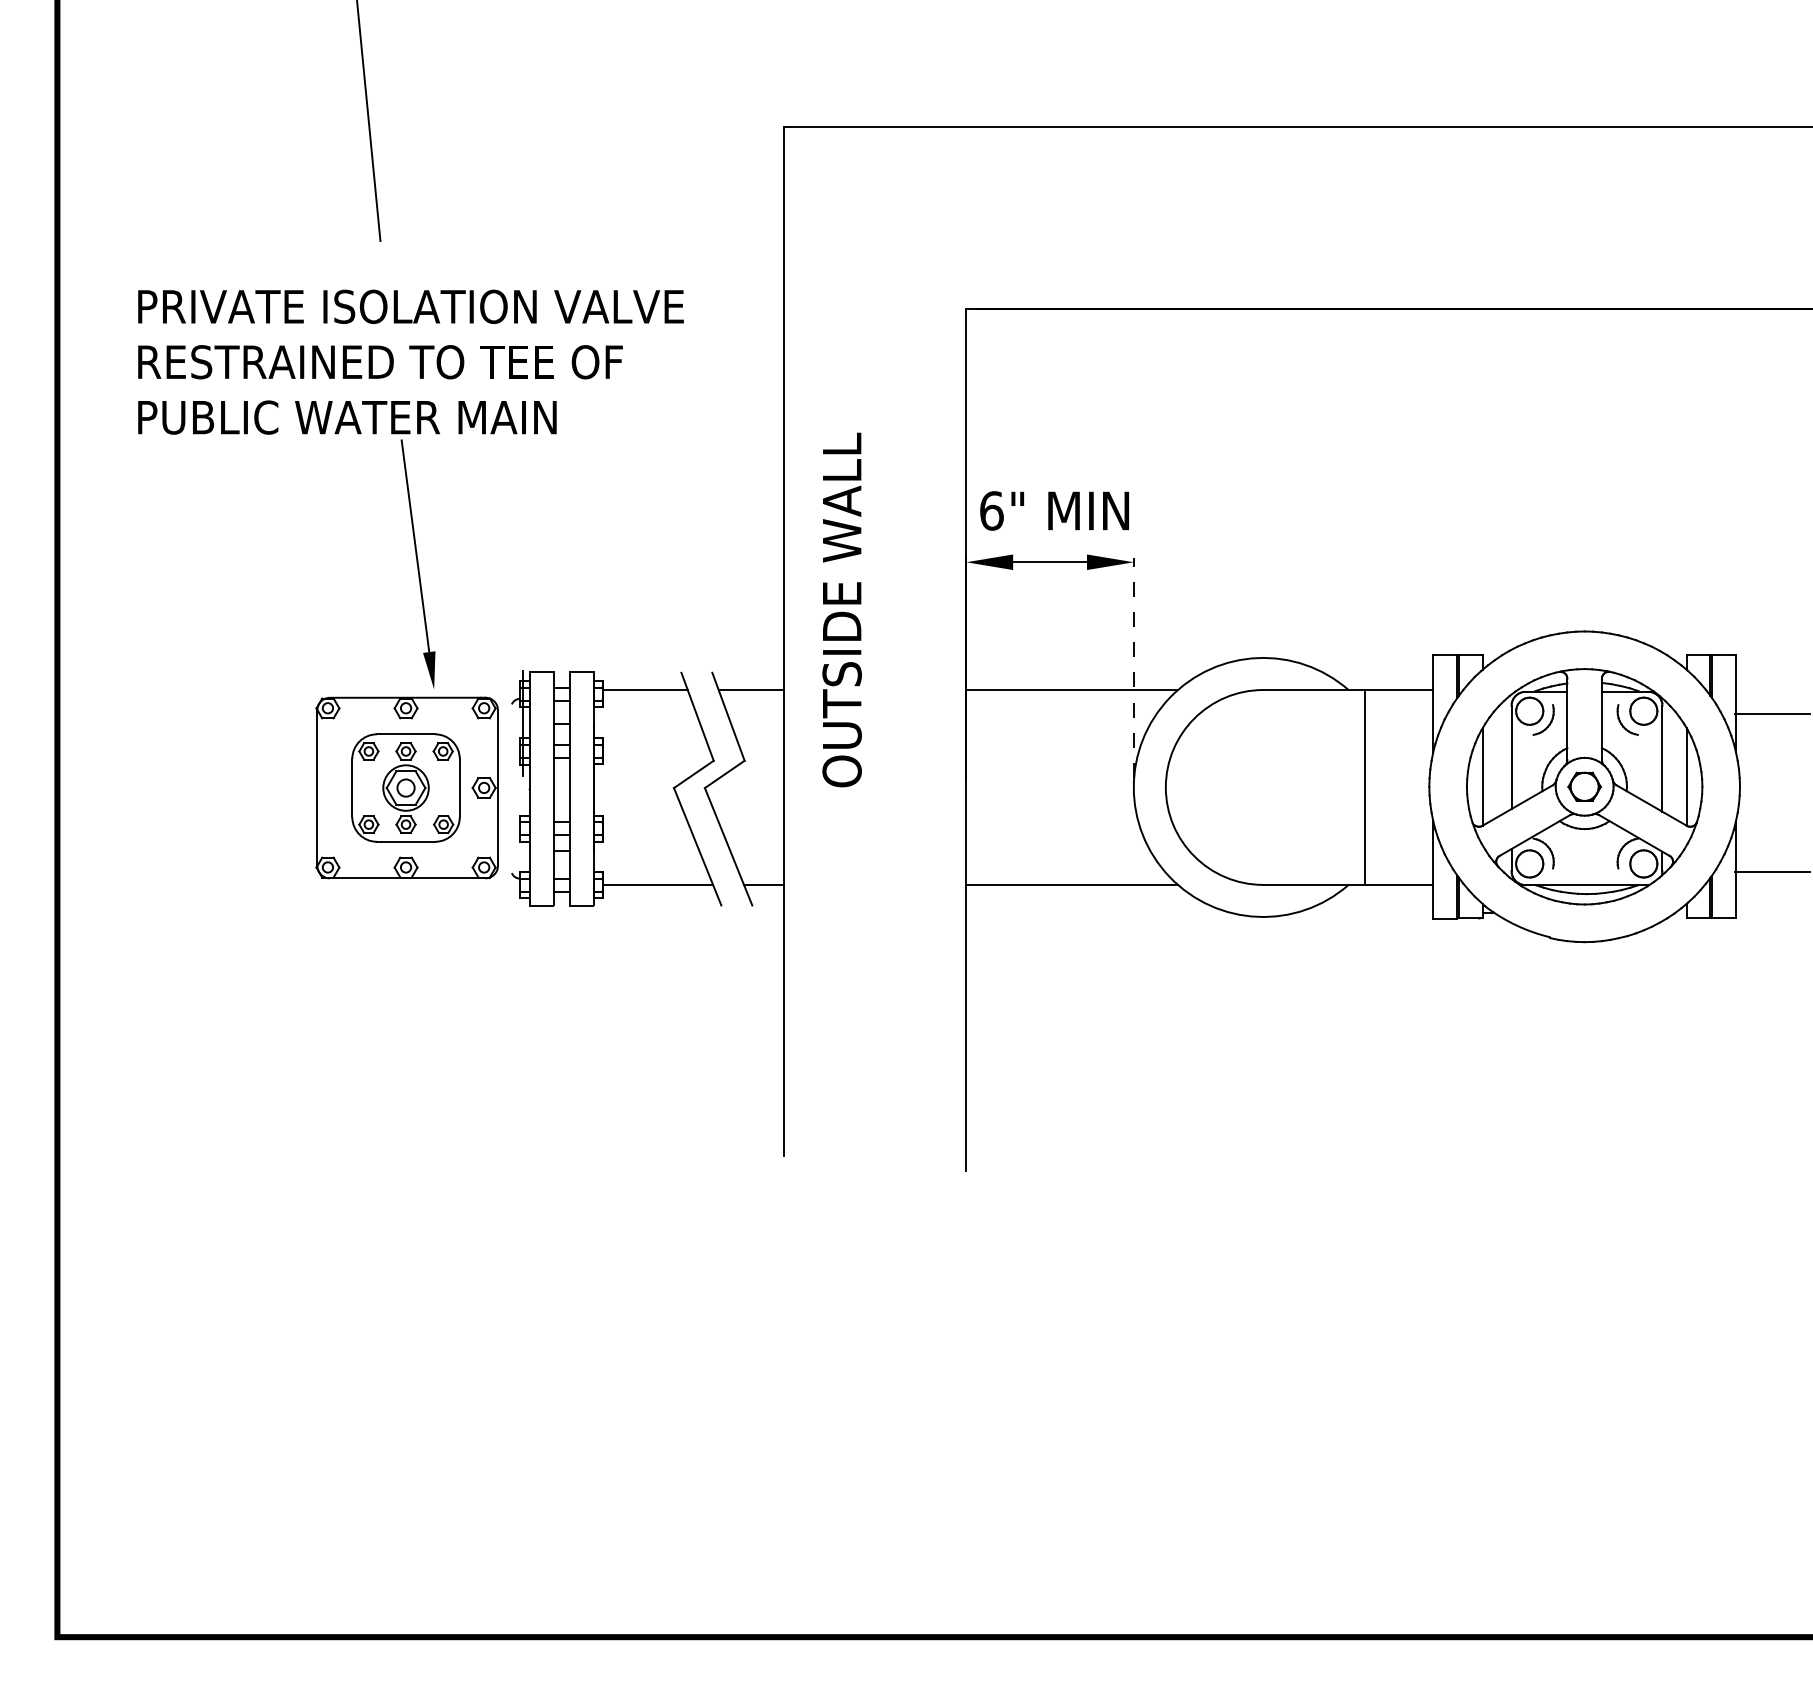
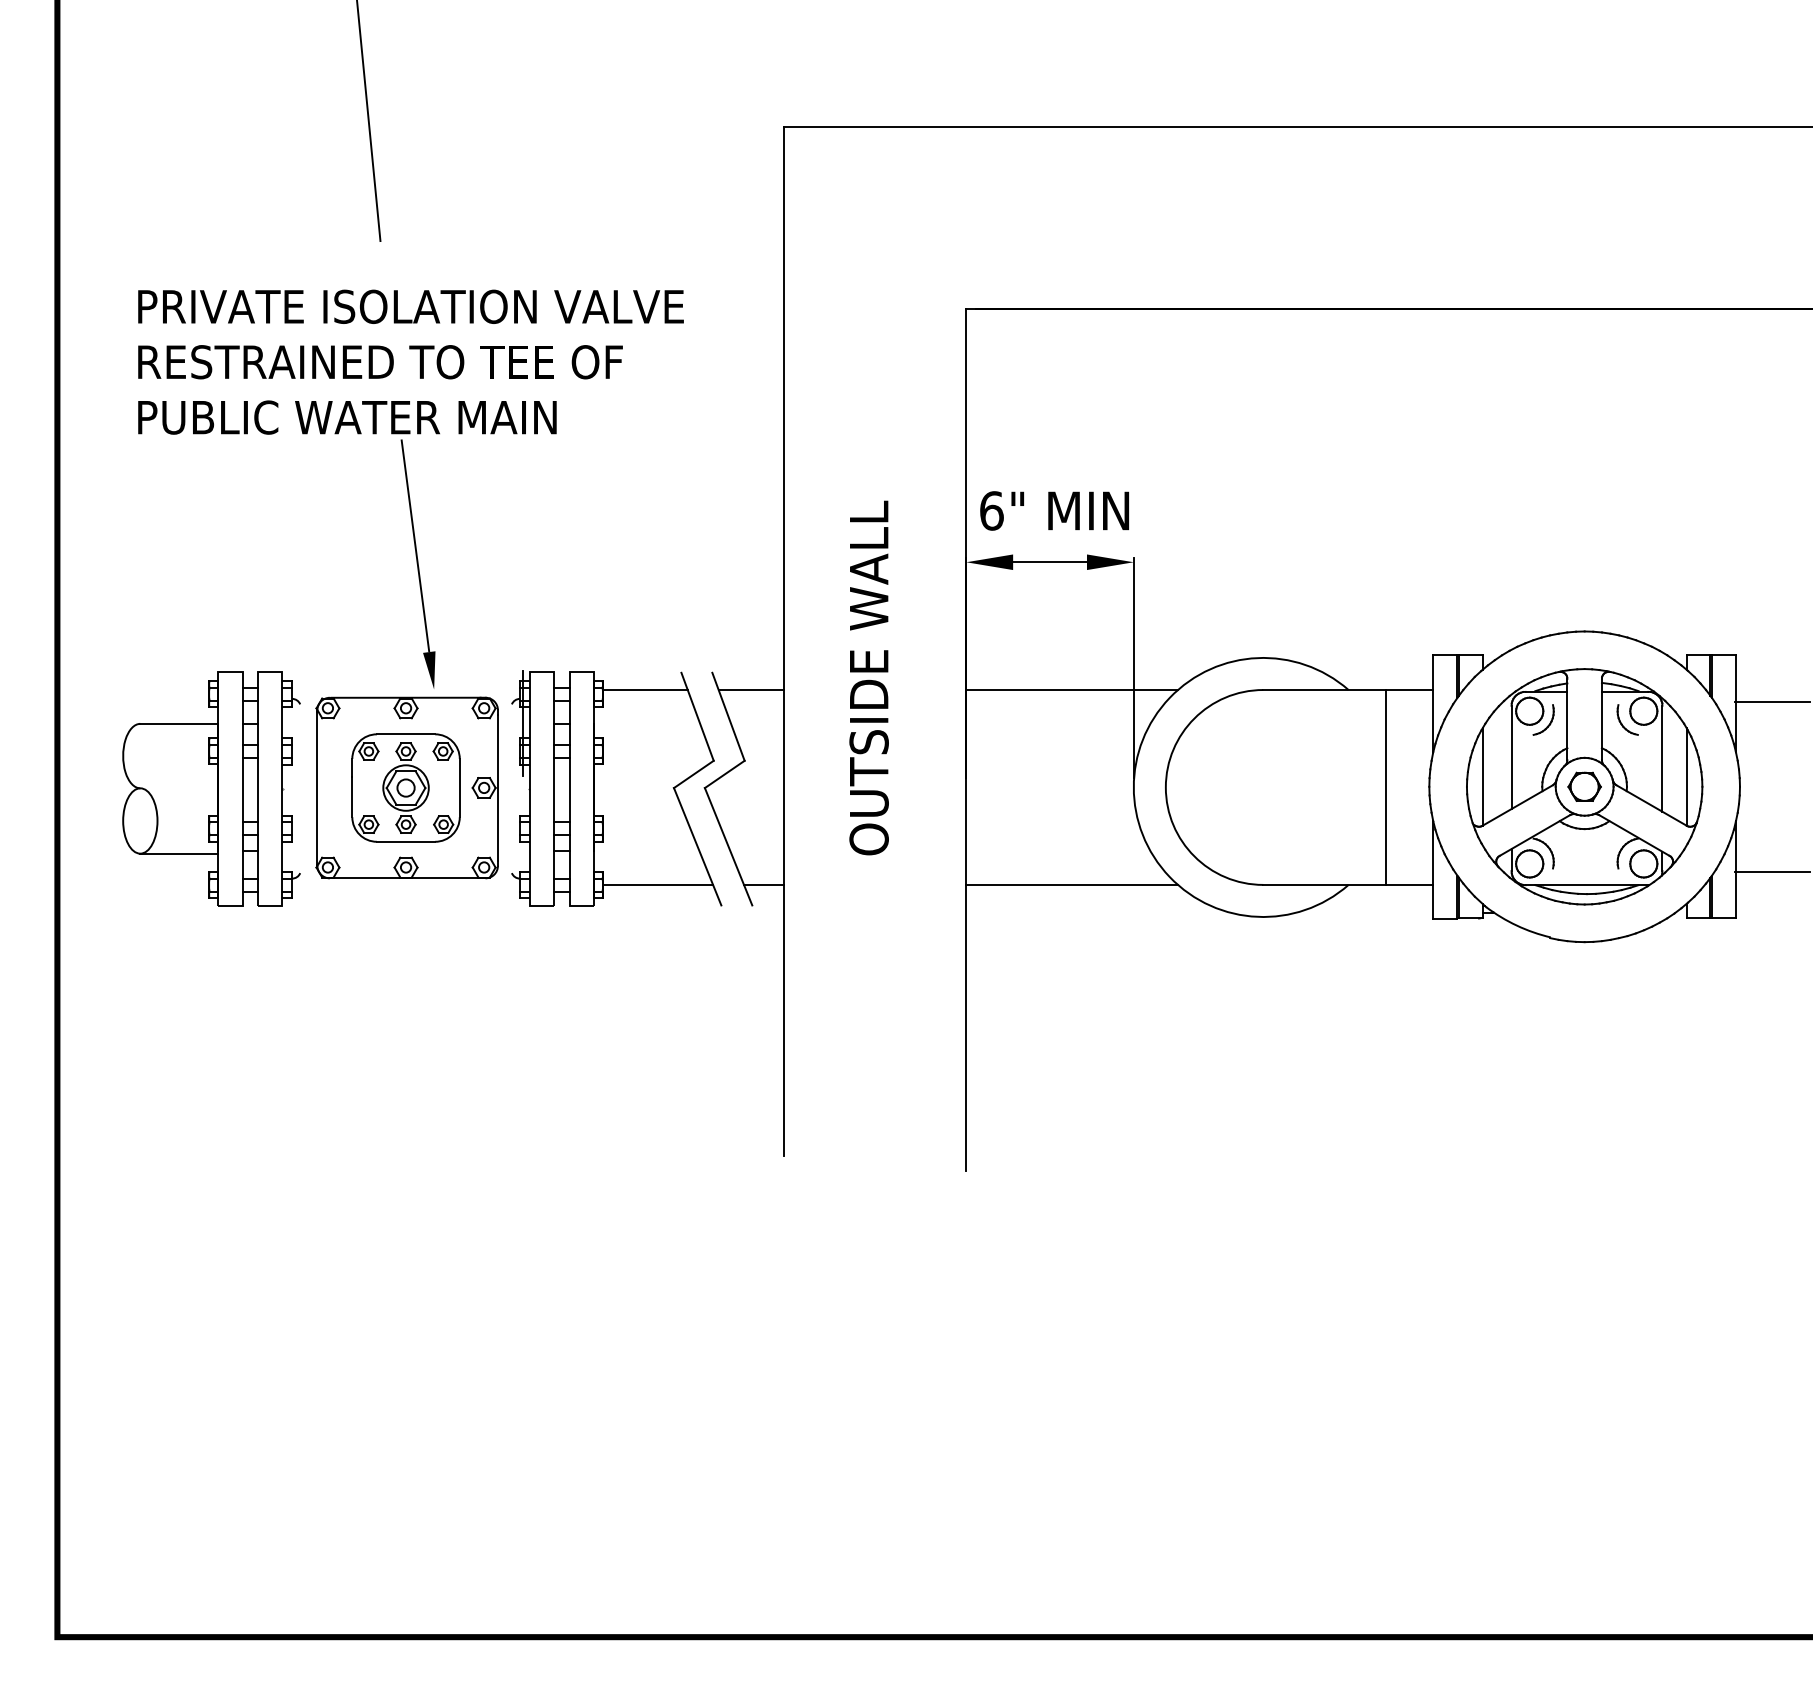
text position: (841, 609) -> (868, 677) (868, 677)
line: dashed -> solid (1133, 667)
line position: (1771, 714) -> (1771, 702) (1771, 702)
line position: (1364, 787) -> (1385, 787) (1385, 787)
part: none -> present (211, 788)
